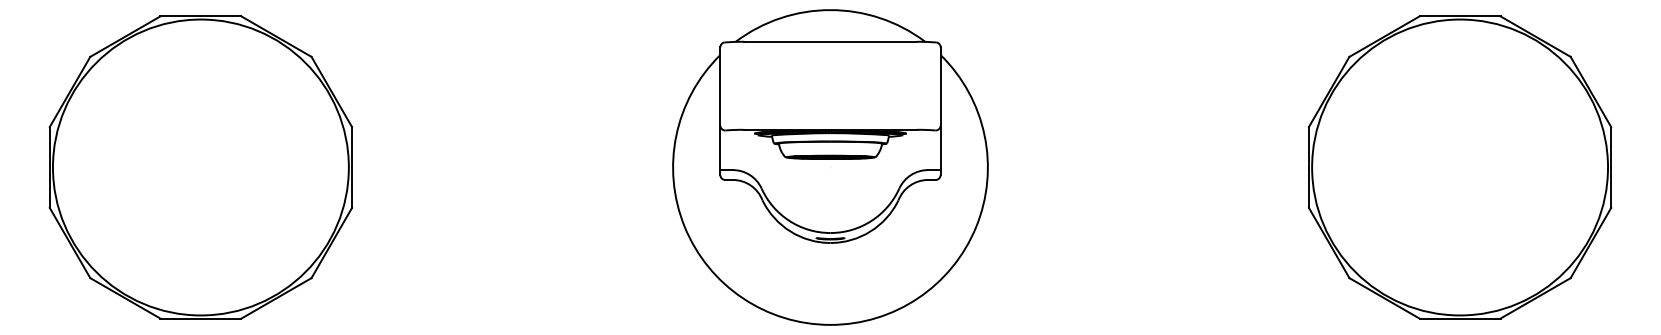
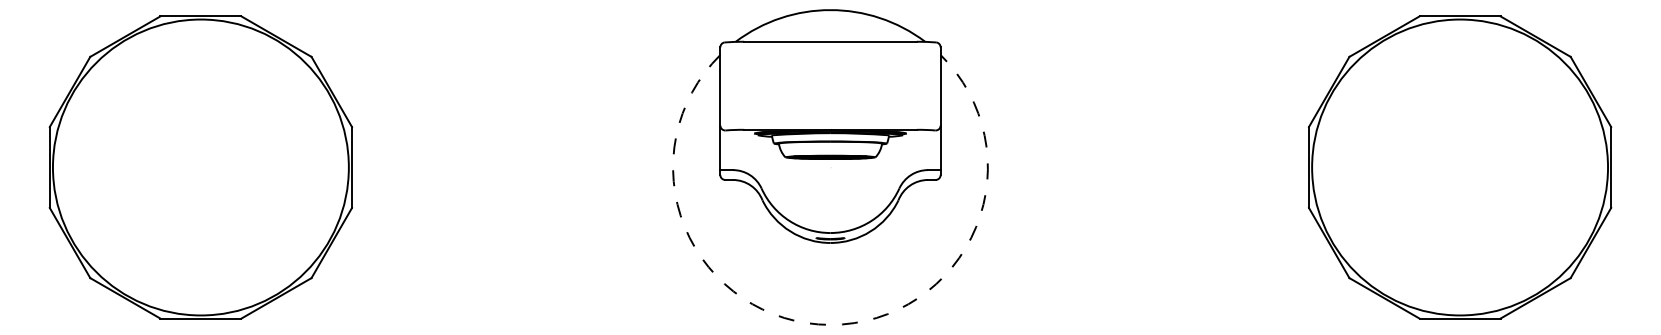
arc: solid -> dashed (830, 324)
